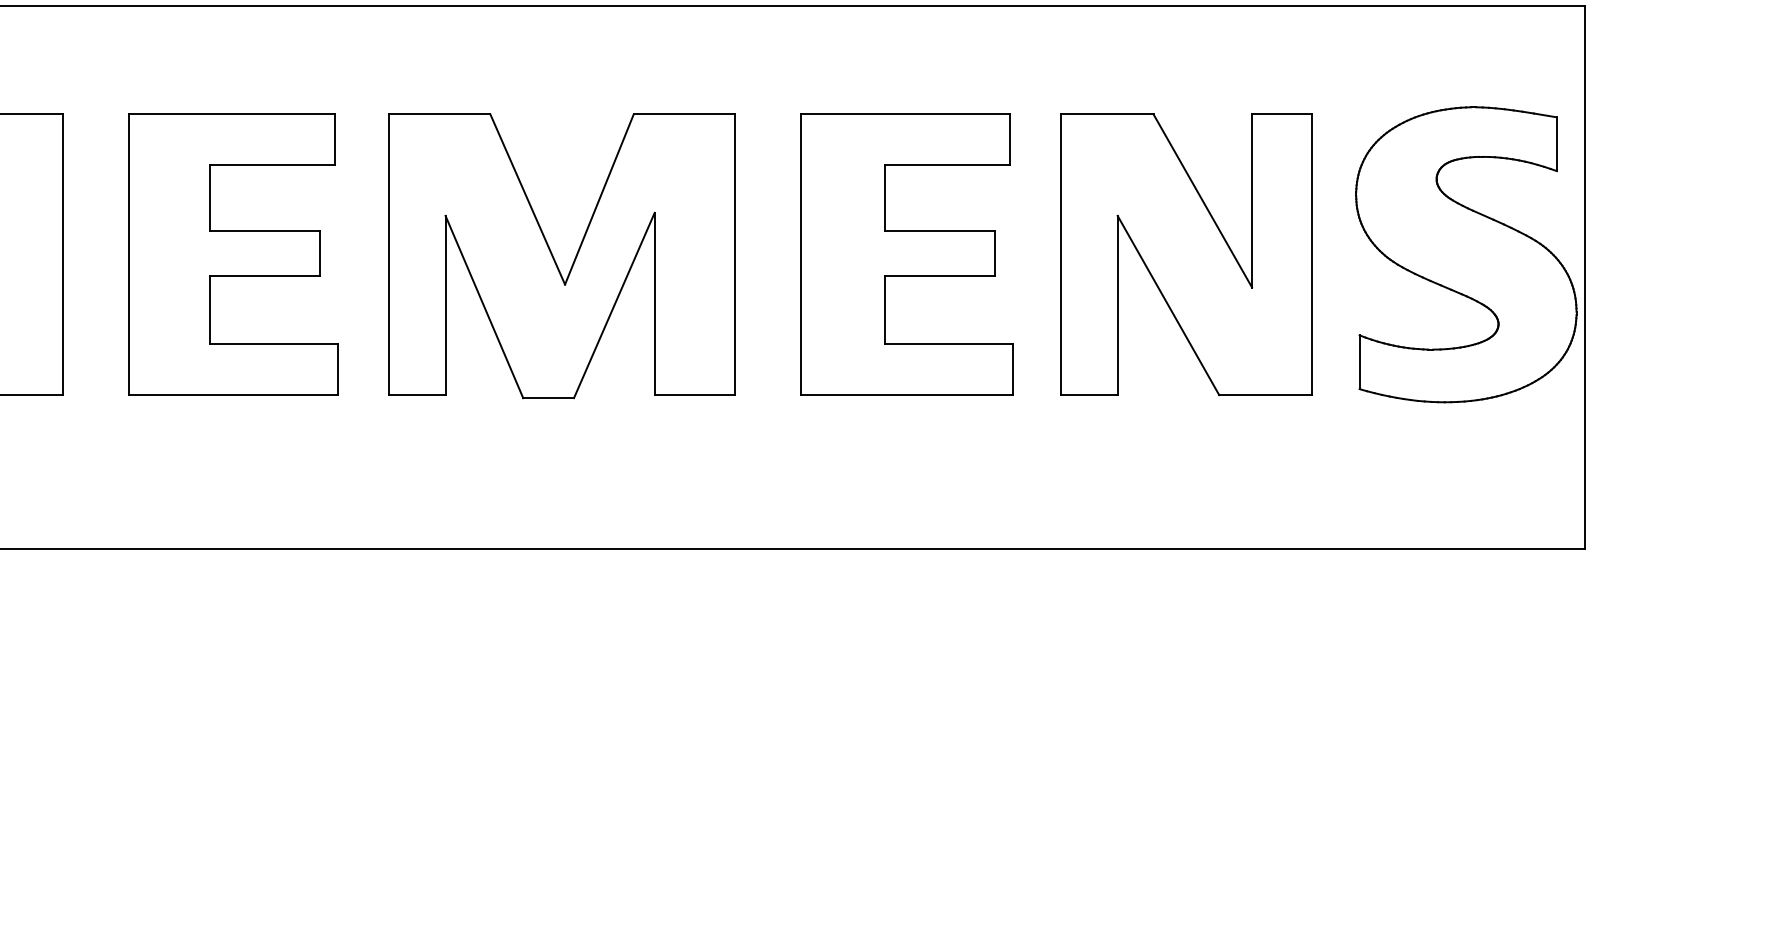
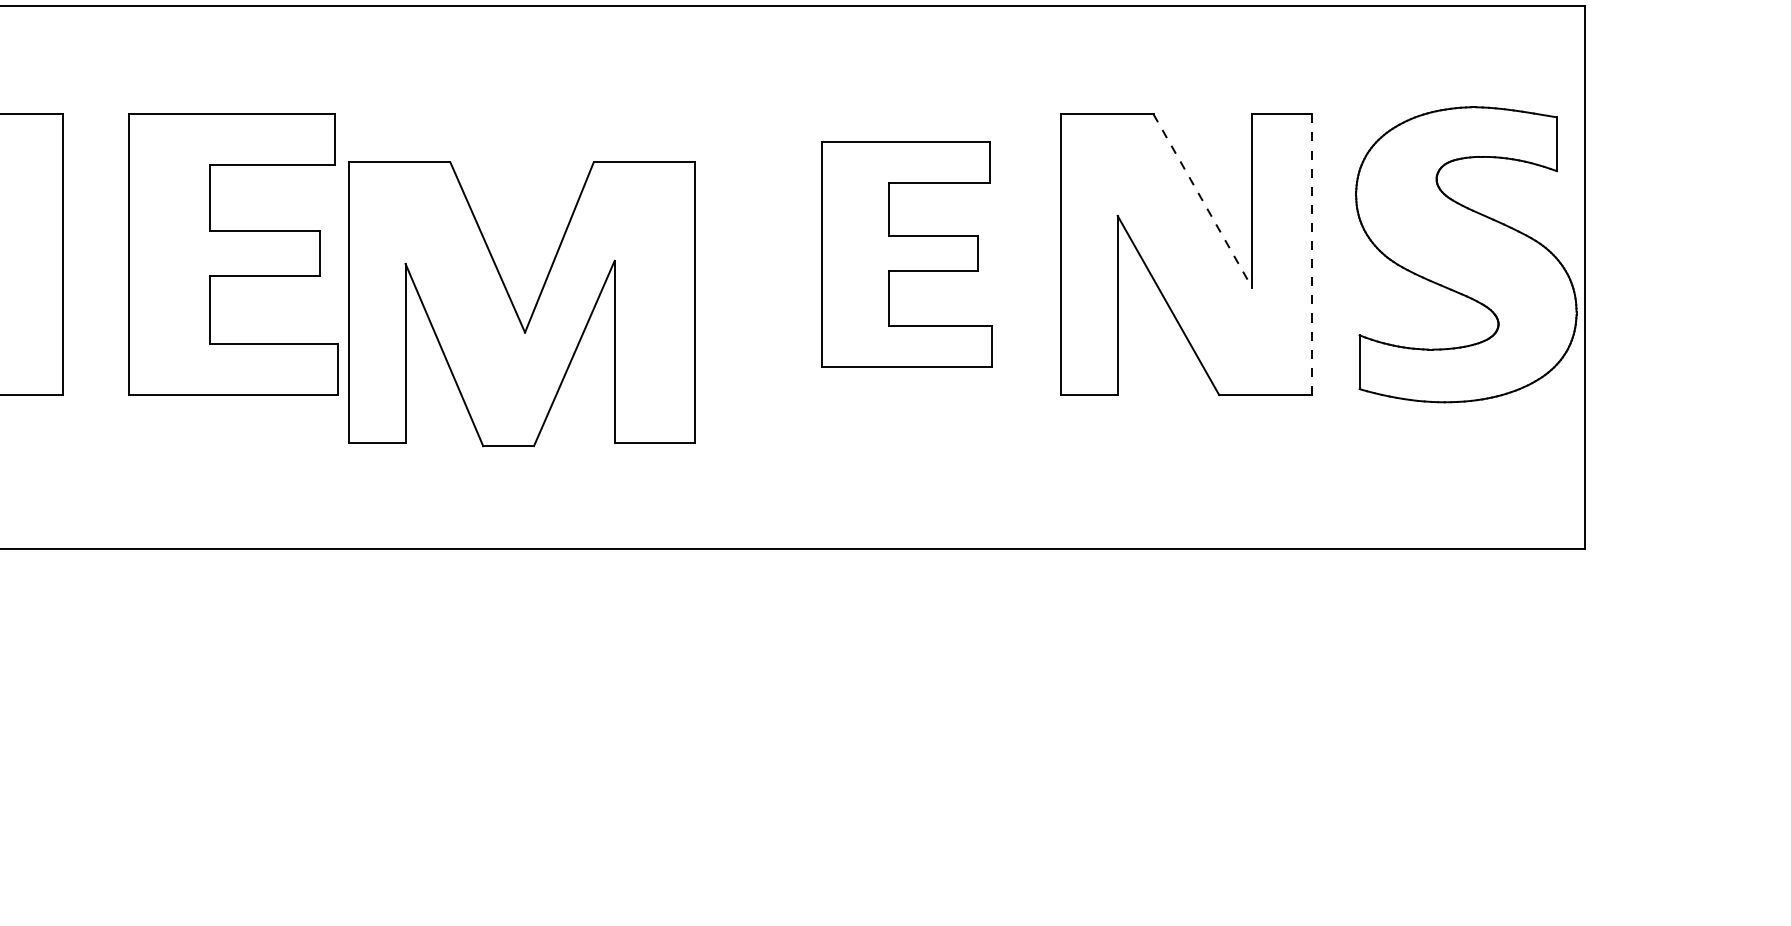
line: solid -> dashed (1202, 200)
part size: 214x283 px -> 172x227 px (906, 254)
line: solid -> dashed (1311, 255)
part position: (554, 257) -> (514, 305) (514, 305)
